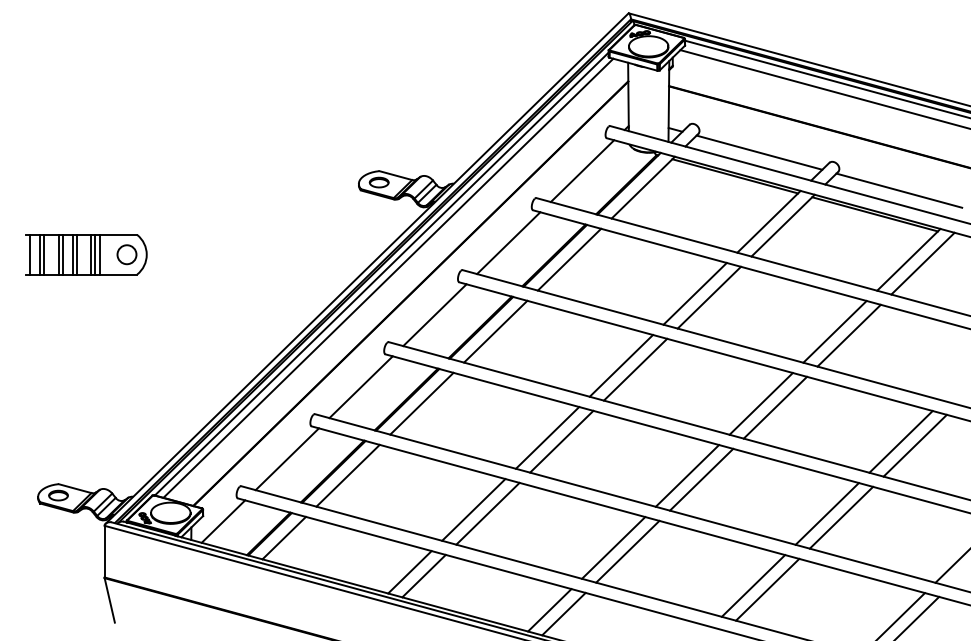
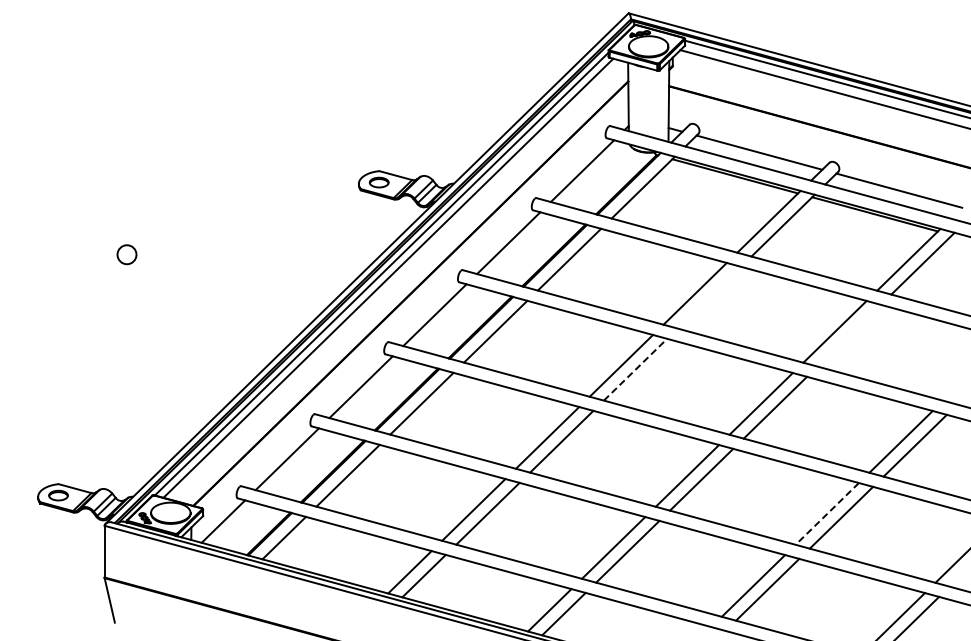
part: present -> none (86, 254)
line: present -> none (709, 297)
line: present -> none (848, 335)
line: solid -> dashed (635, 369)
line: solid -> dashed (826, 514)
